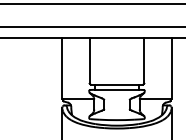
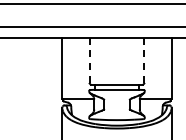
line: solid -> dashed (89, 60)
line: solid -> dashed (144, 60)
